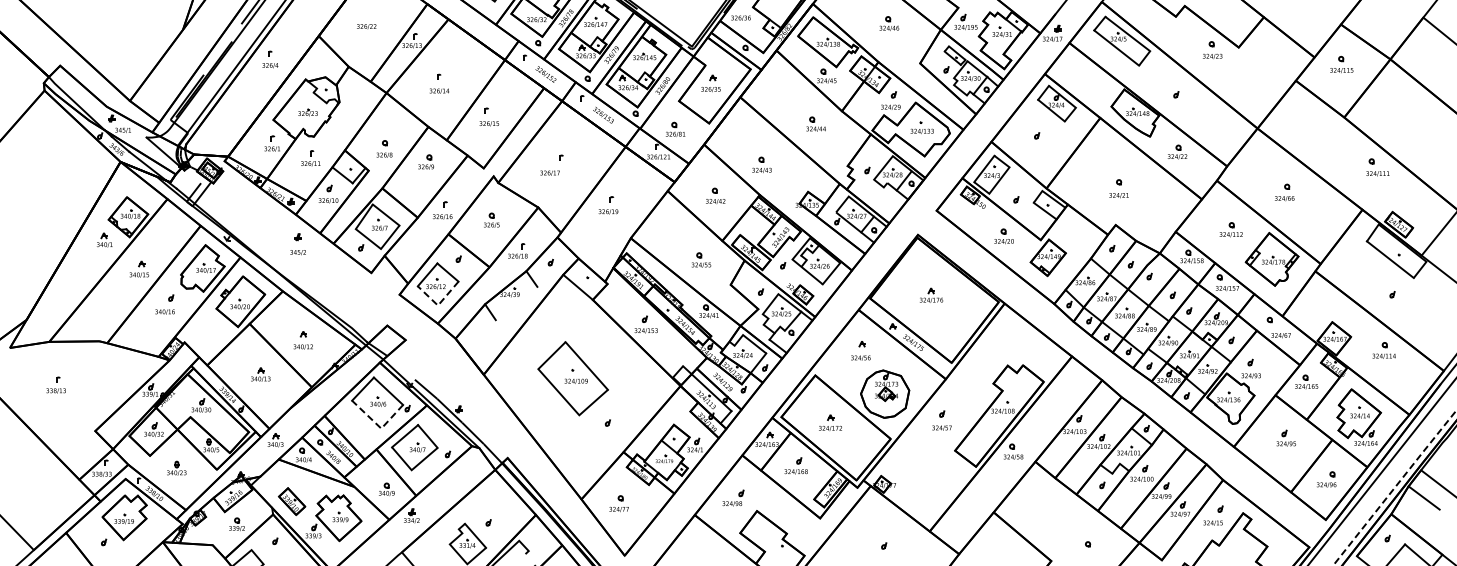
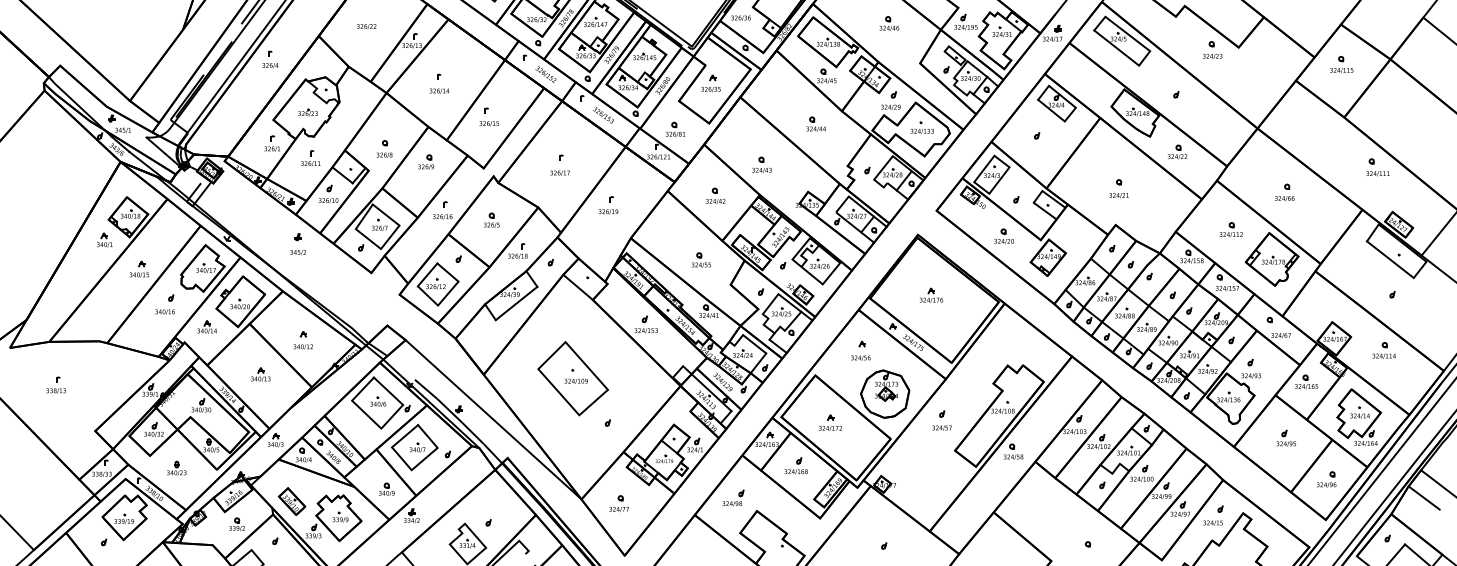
text position: (549, 172) -> (559, 172) (559, 172)
line: none -> present (516, 303)
line: dashed -> solid (438, 304)
part: none -> present (206, 326)
line: none -> present (493, 419)
line: dashed -> solid (378, 425)
line: dashed -> solid (1394, 487)
